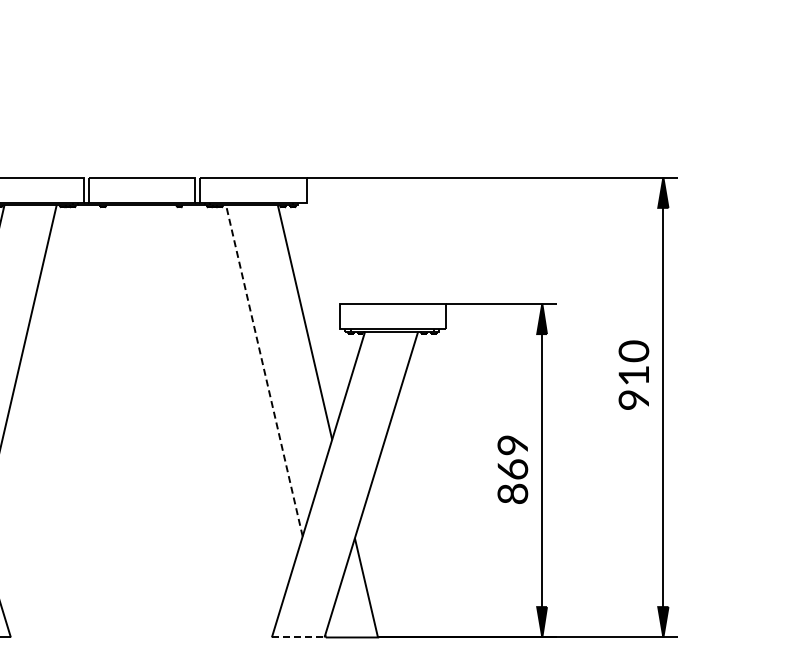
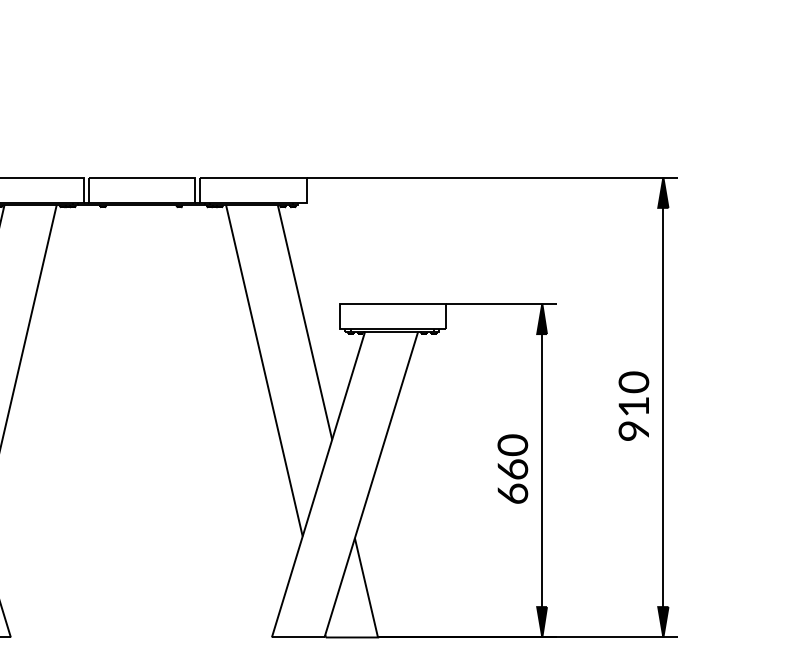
line: dashed -> solid (264, 370)
text position: (633, 374) -> (633, 405) (633, 405)
text: 869 -> 660 (512, 468)
line: dashed -> solid (298, 637)
